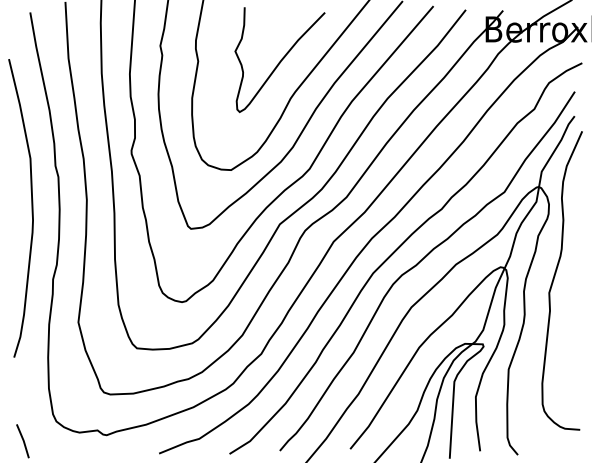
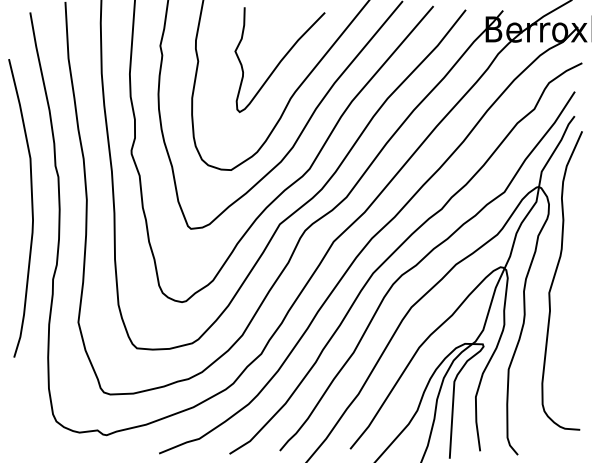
line: present -> none (22, 440)
